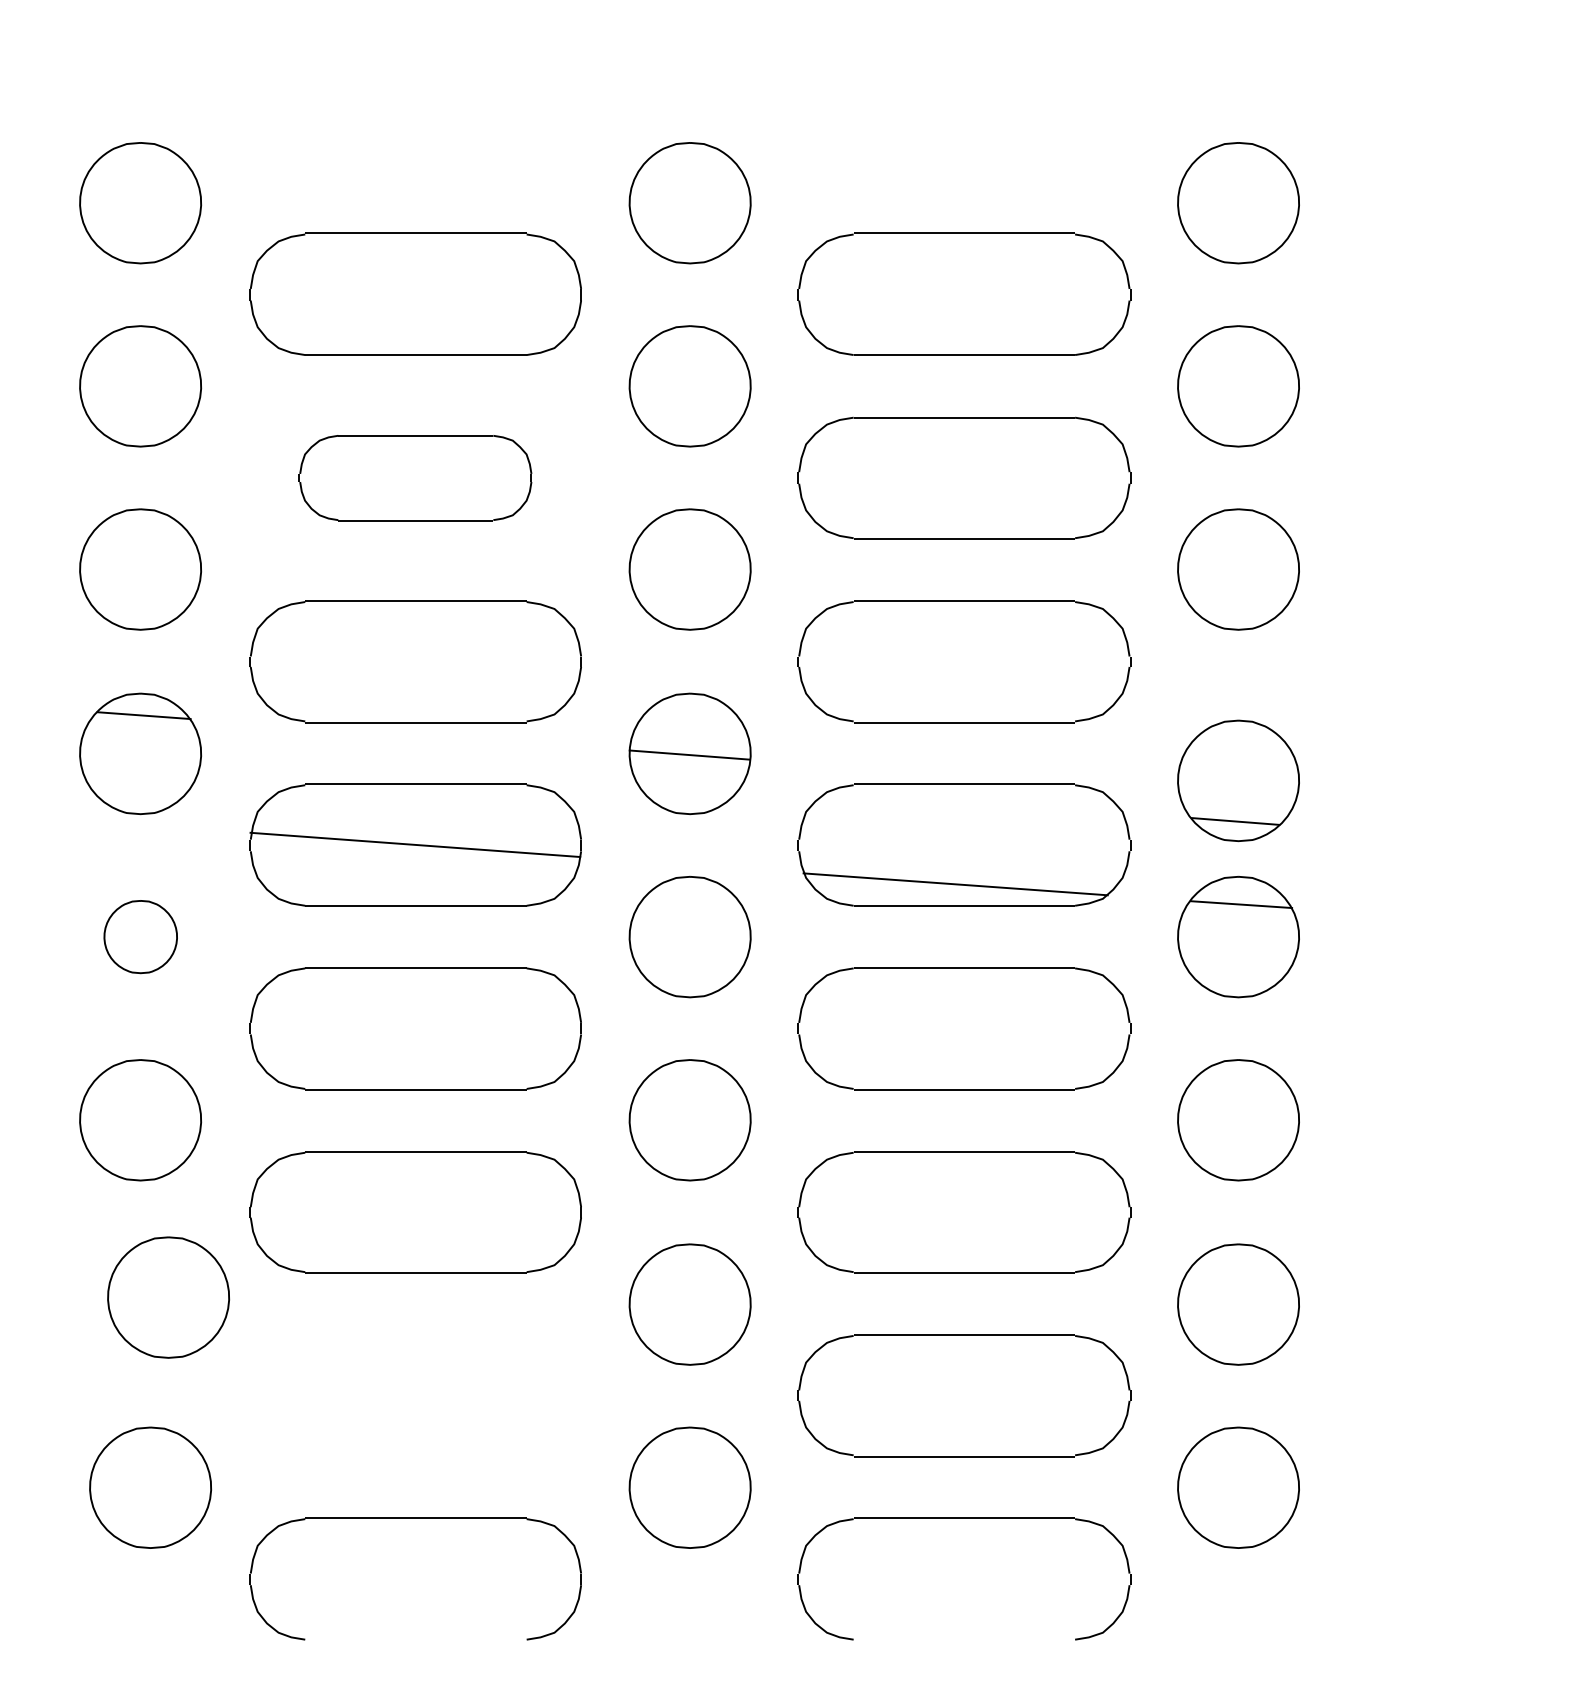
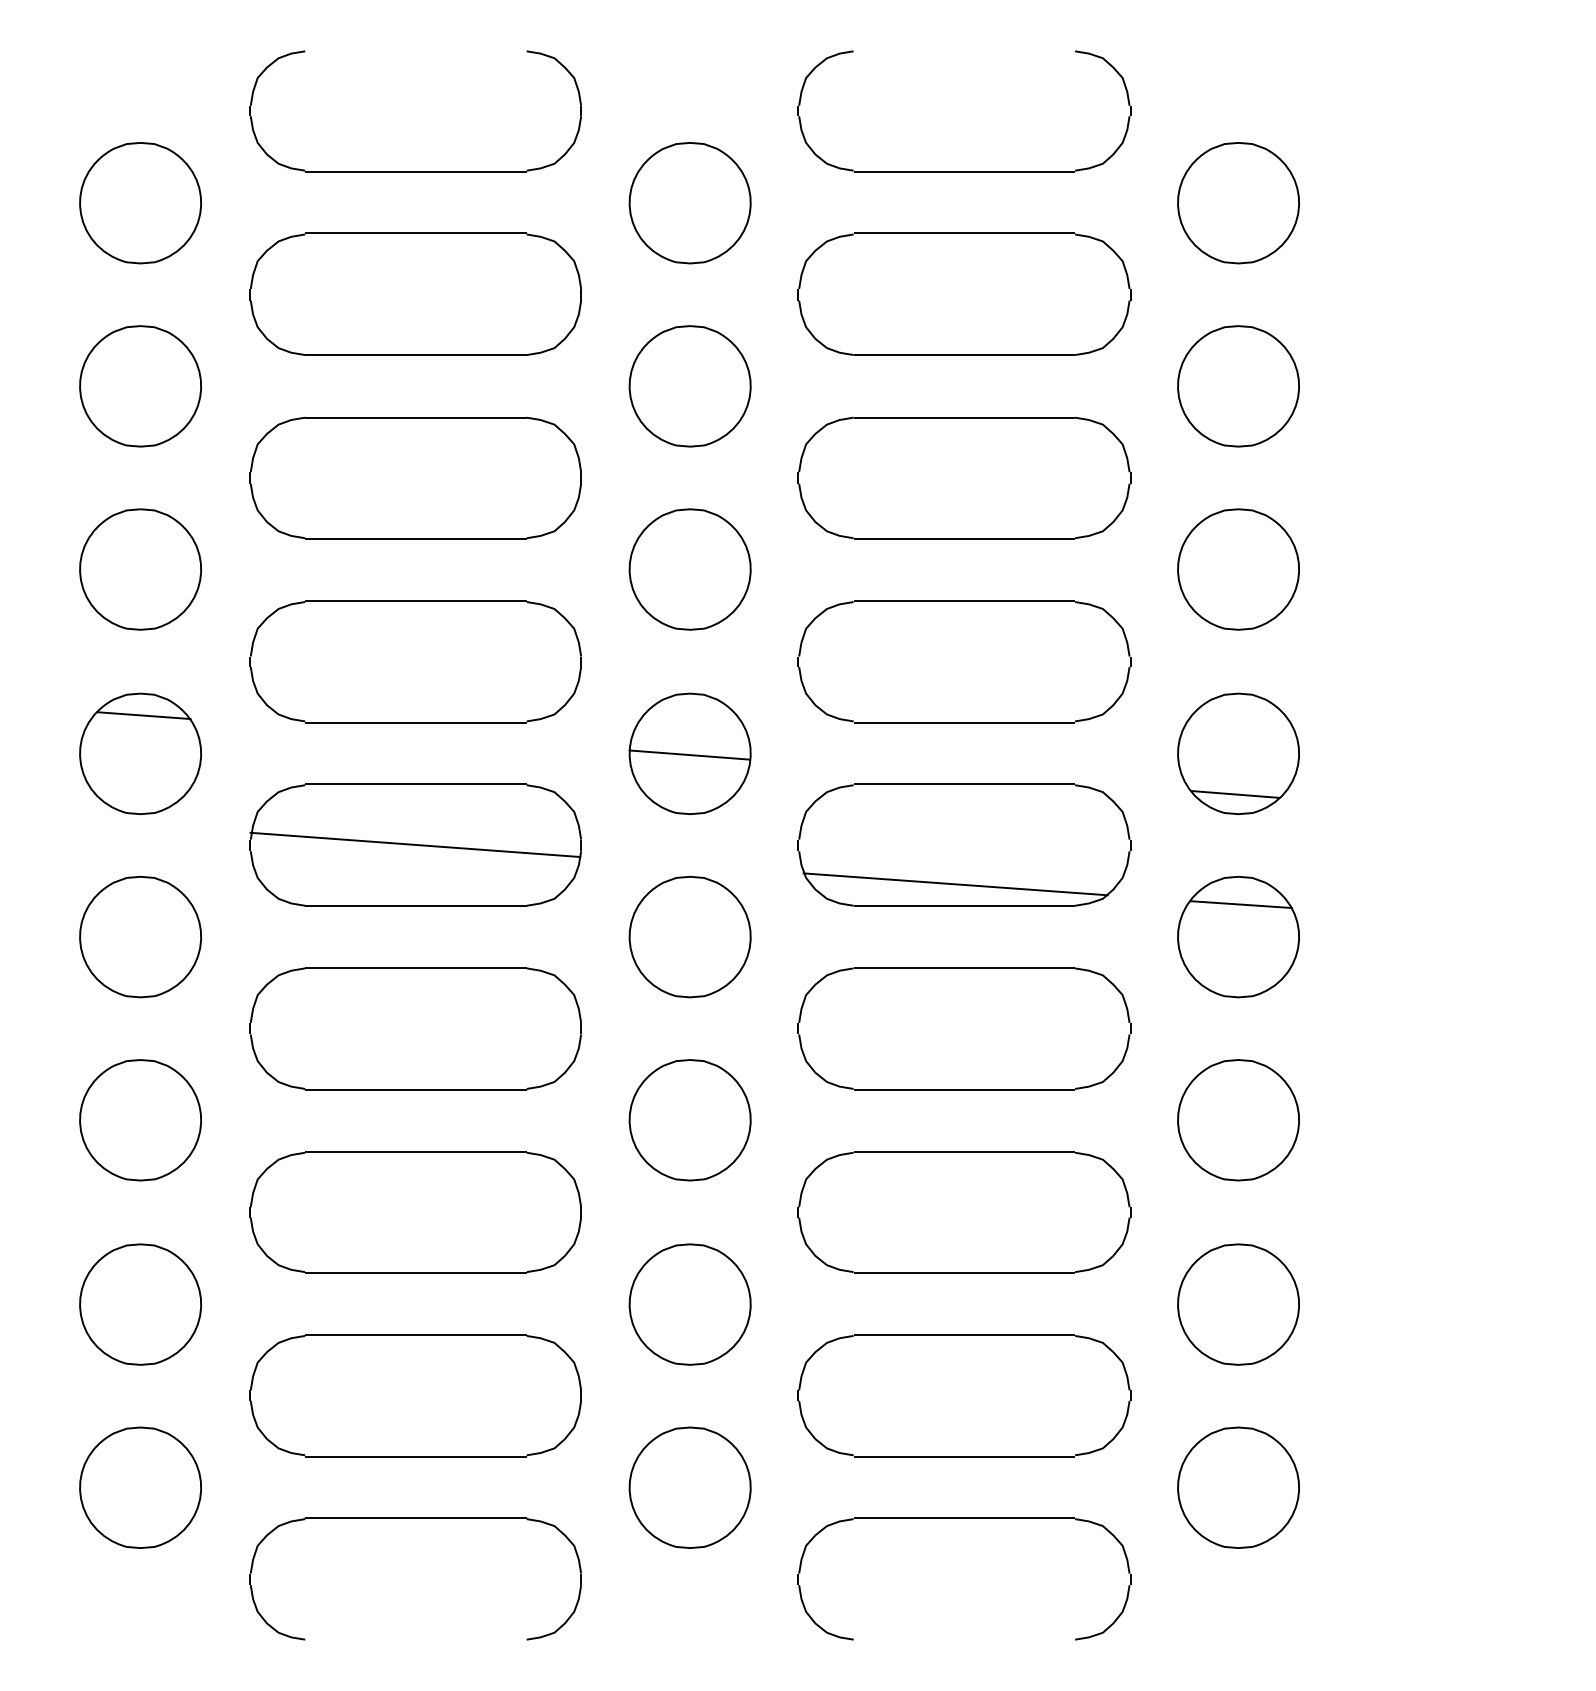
part: none -> present (415, 171)
part: none -> present (964, 171)
part size: 235x87 px -> 333x124 px (415, 477)
part position: (1238, 780) -> (1238, 753) (1238, 753)
part size: 75x75 px -> 124x124 px (140, 936)
part position: (168, 1297) -> (140, 1304) (140, 1304)
part: none -> present (415, 1395)
part position: (150, 1487) -> (140, 1487) (140, 1487)
